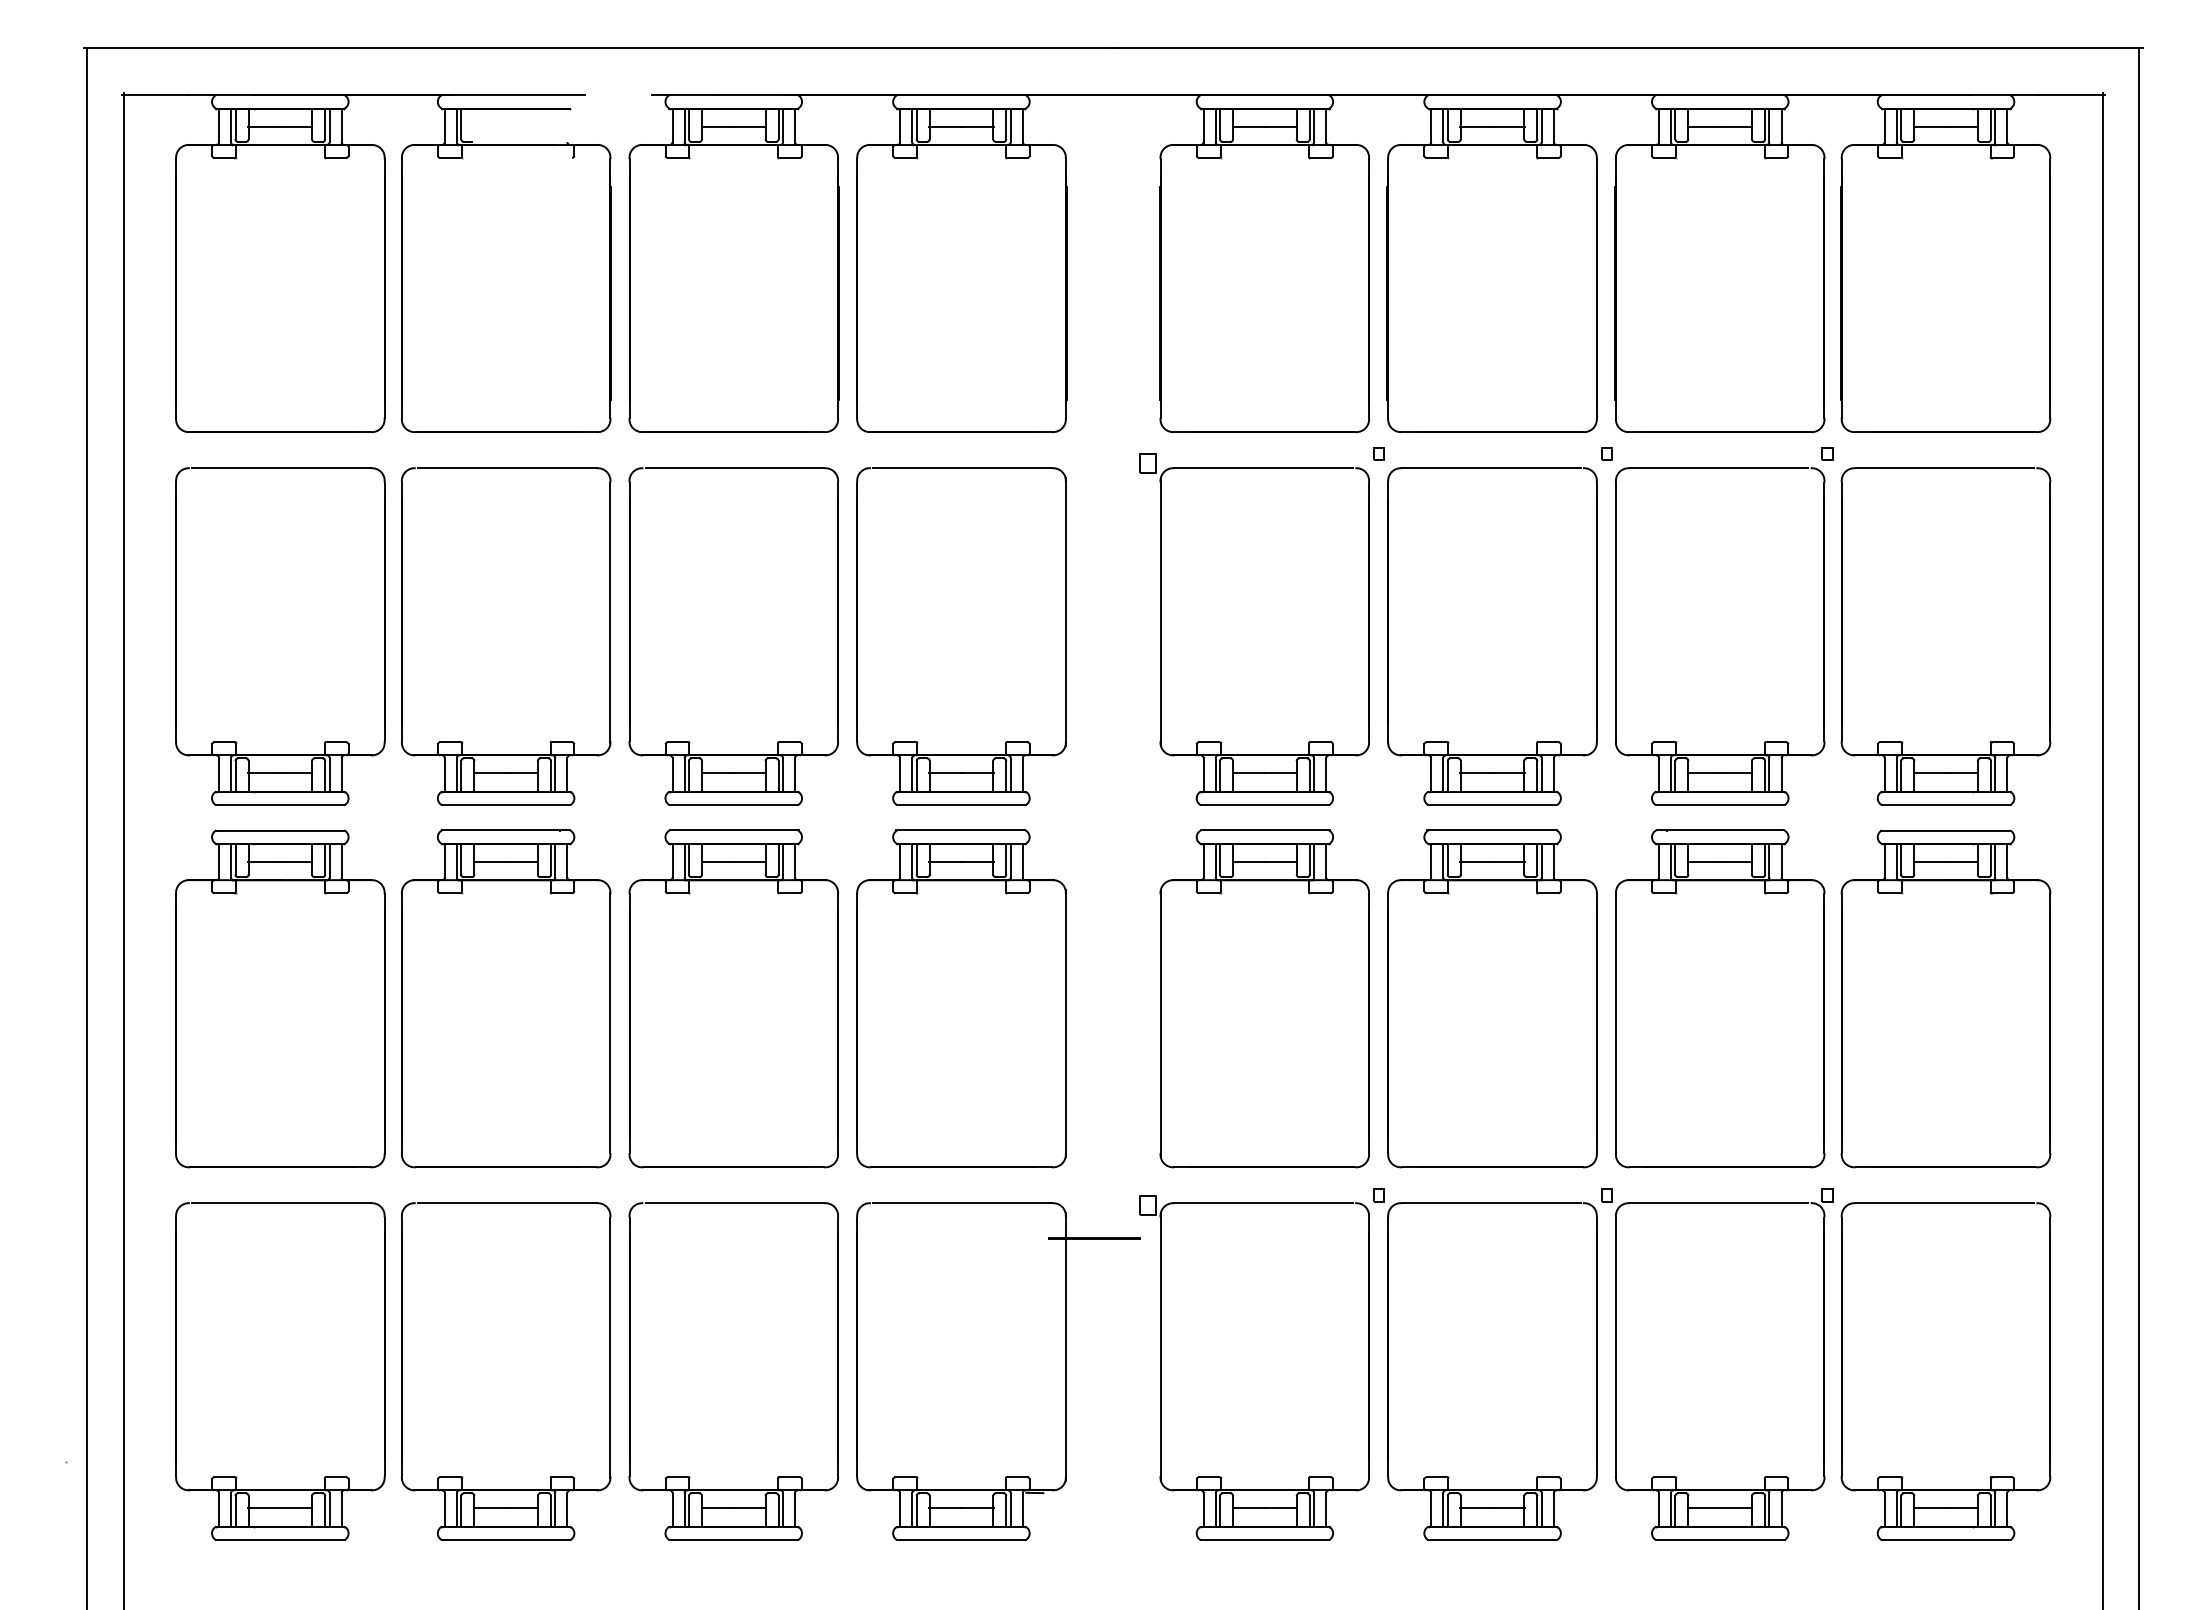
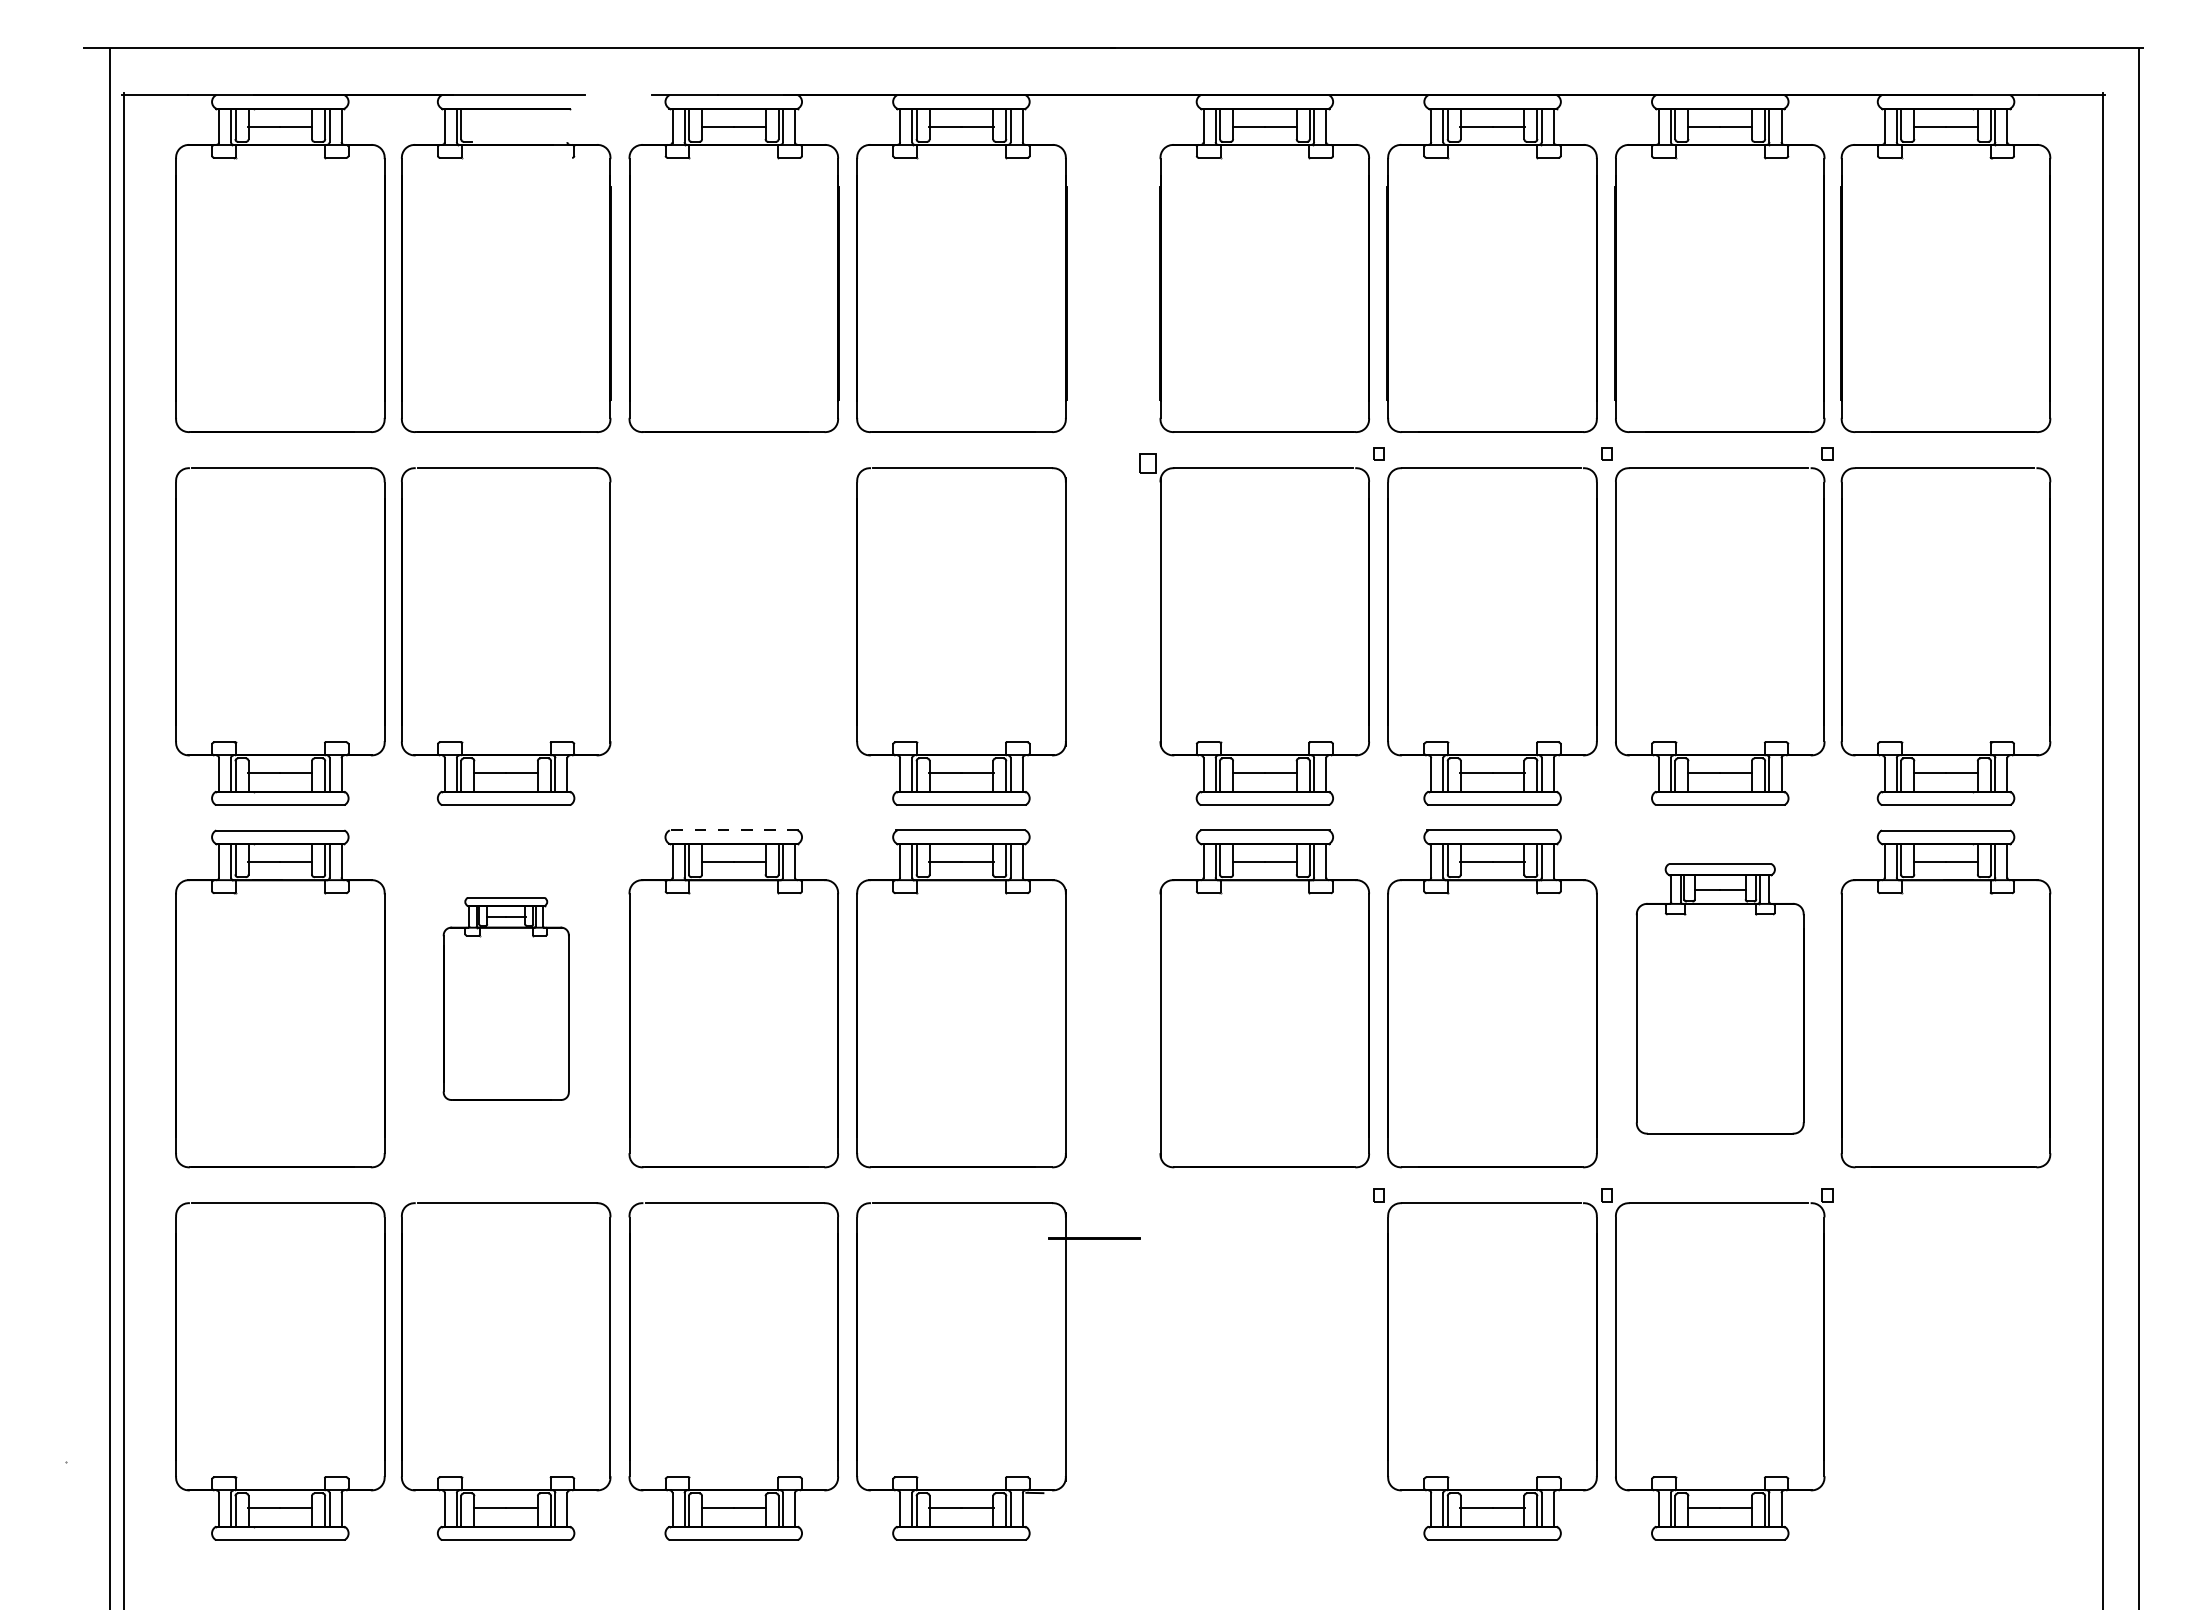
part: present -> none (630, 636)
line position: (86, 827) -> (109, 827) (109, 827)
line: solid -> dashed (734, 830)
part size: 211x340 px -> 128x204 px (505, 998)
part size: 211x340 px -> 170x272 px (1719, 998)
part: present -> none (1161, 1367)
part: present -> none (1842, 1371)
